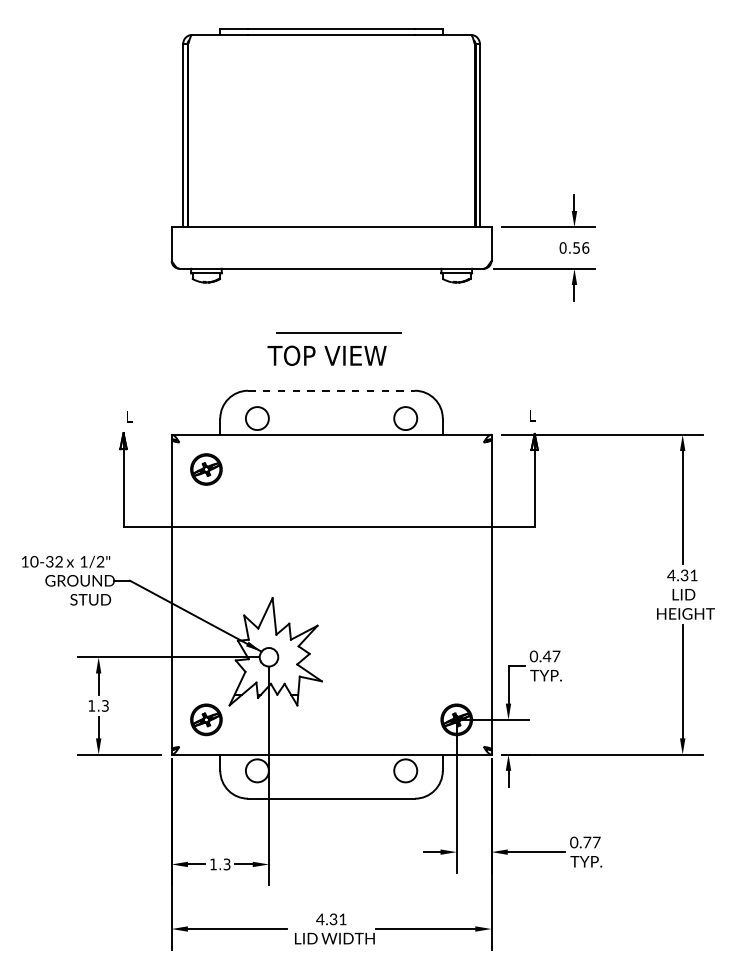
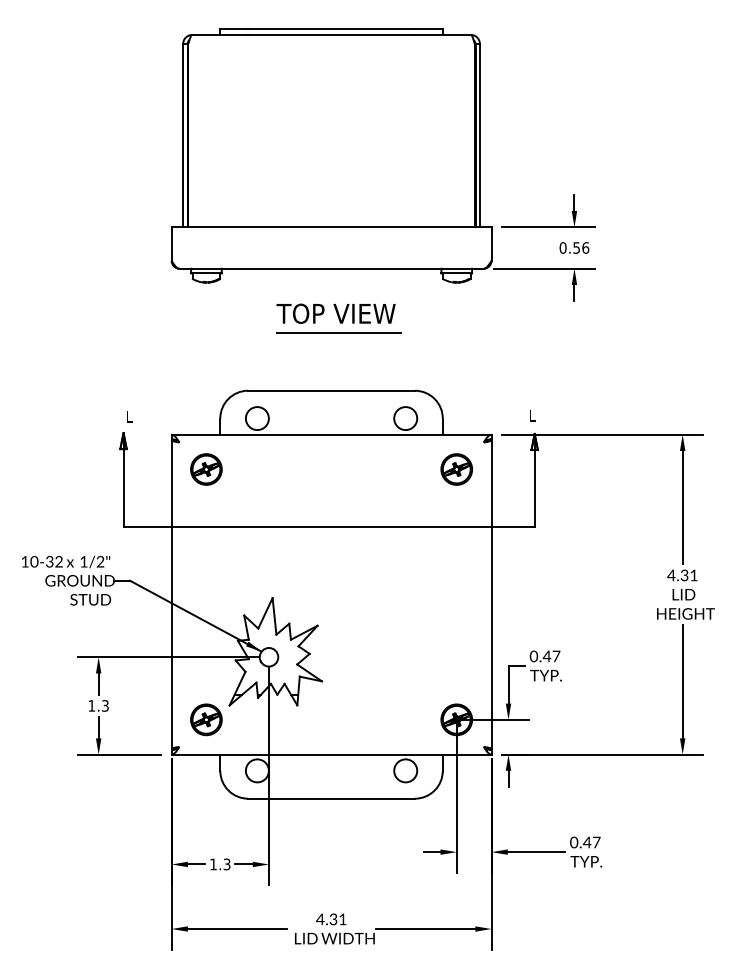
text position: (326, 355) -> (335, 313) (335, 313)
line: dashed -> solid (332, 390)
part: none -> present (456, 469)
text: 0.77 -> 0.47 (587, 842)
